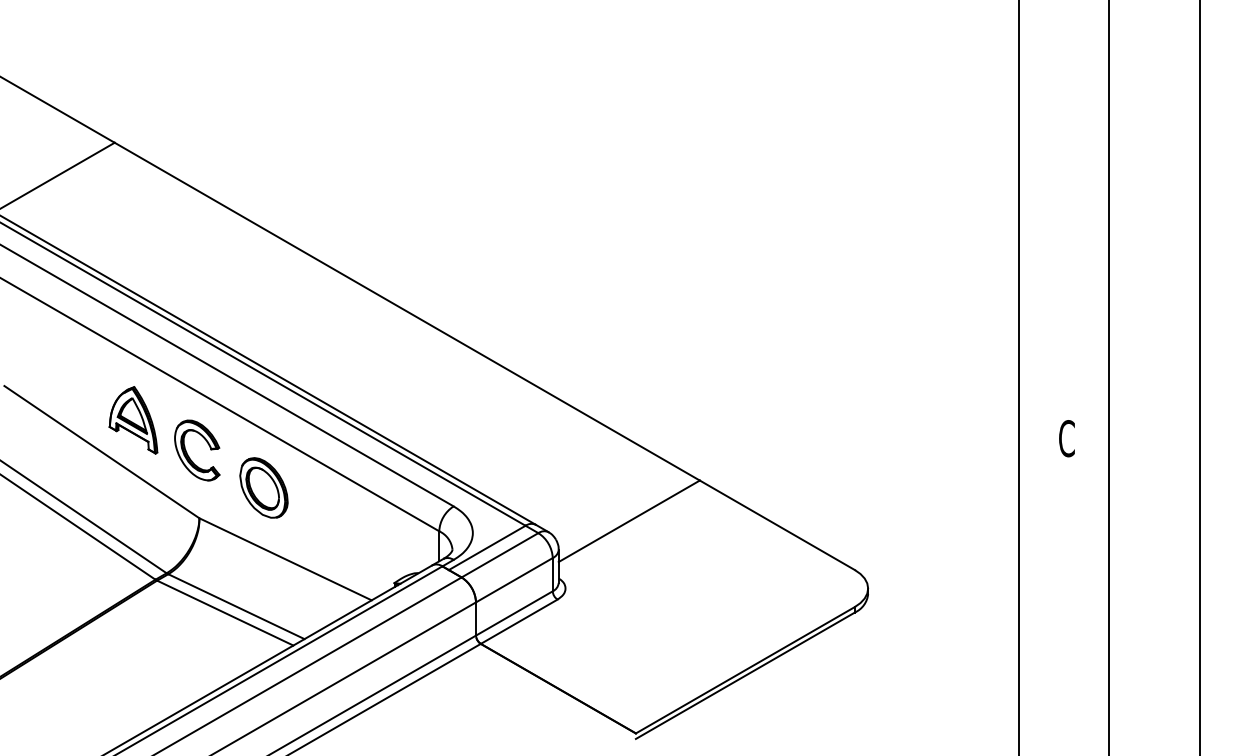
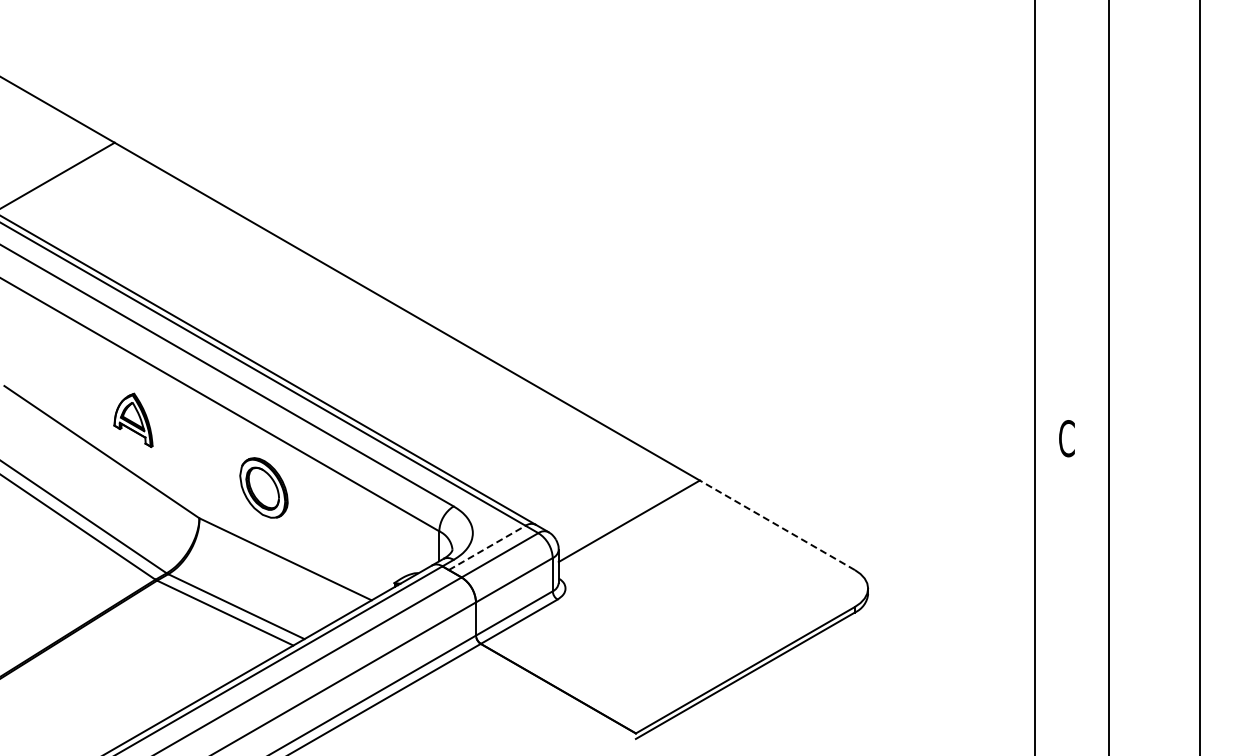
line position: (1019, 377) -> (1035, 377) (1035, 377)
part size: 51x69 px -> 41x56 px (133, 419)
part: present -> none (188, 454)
line: solid -> dashed (777, 525)
line: solid -> dashed (487, 547)
